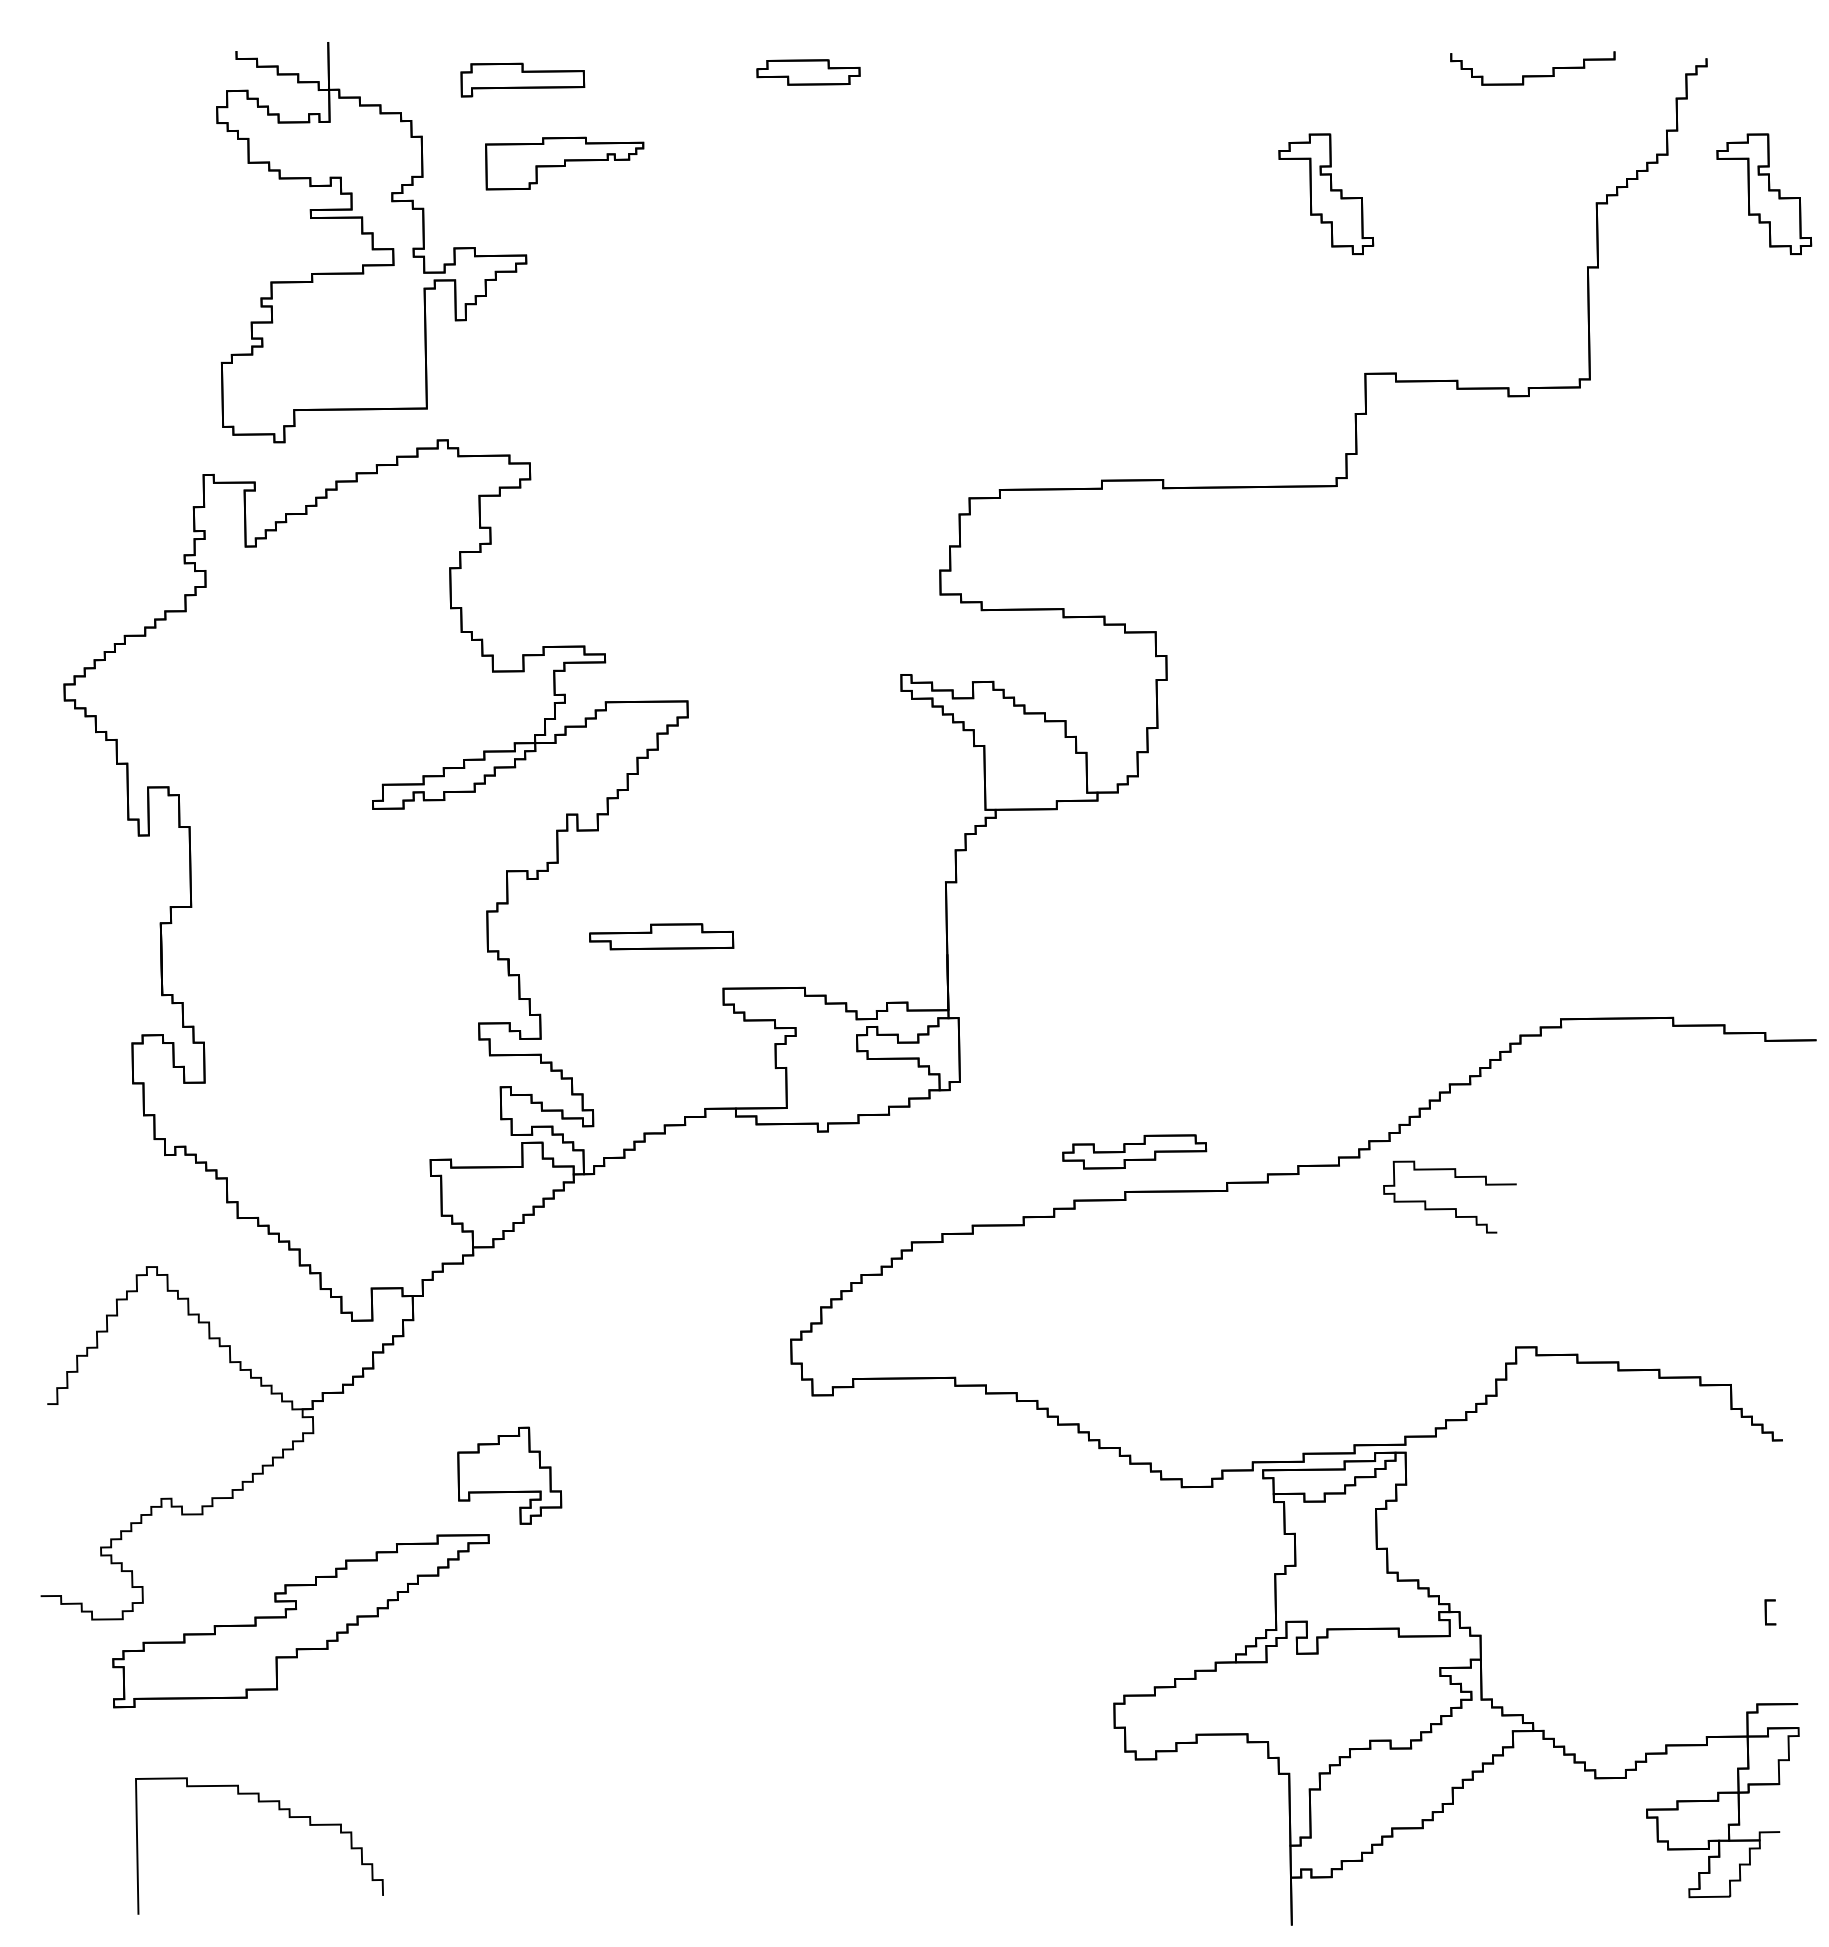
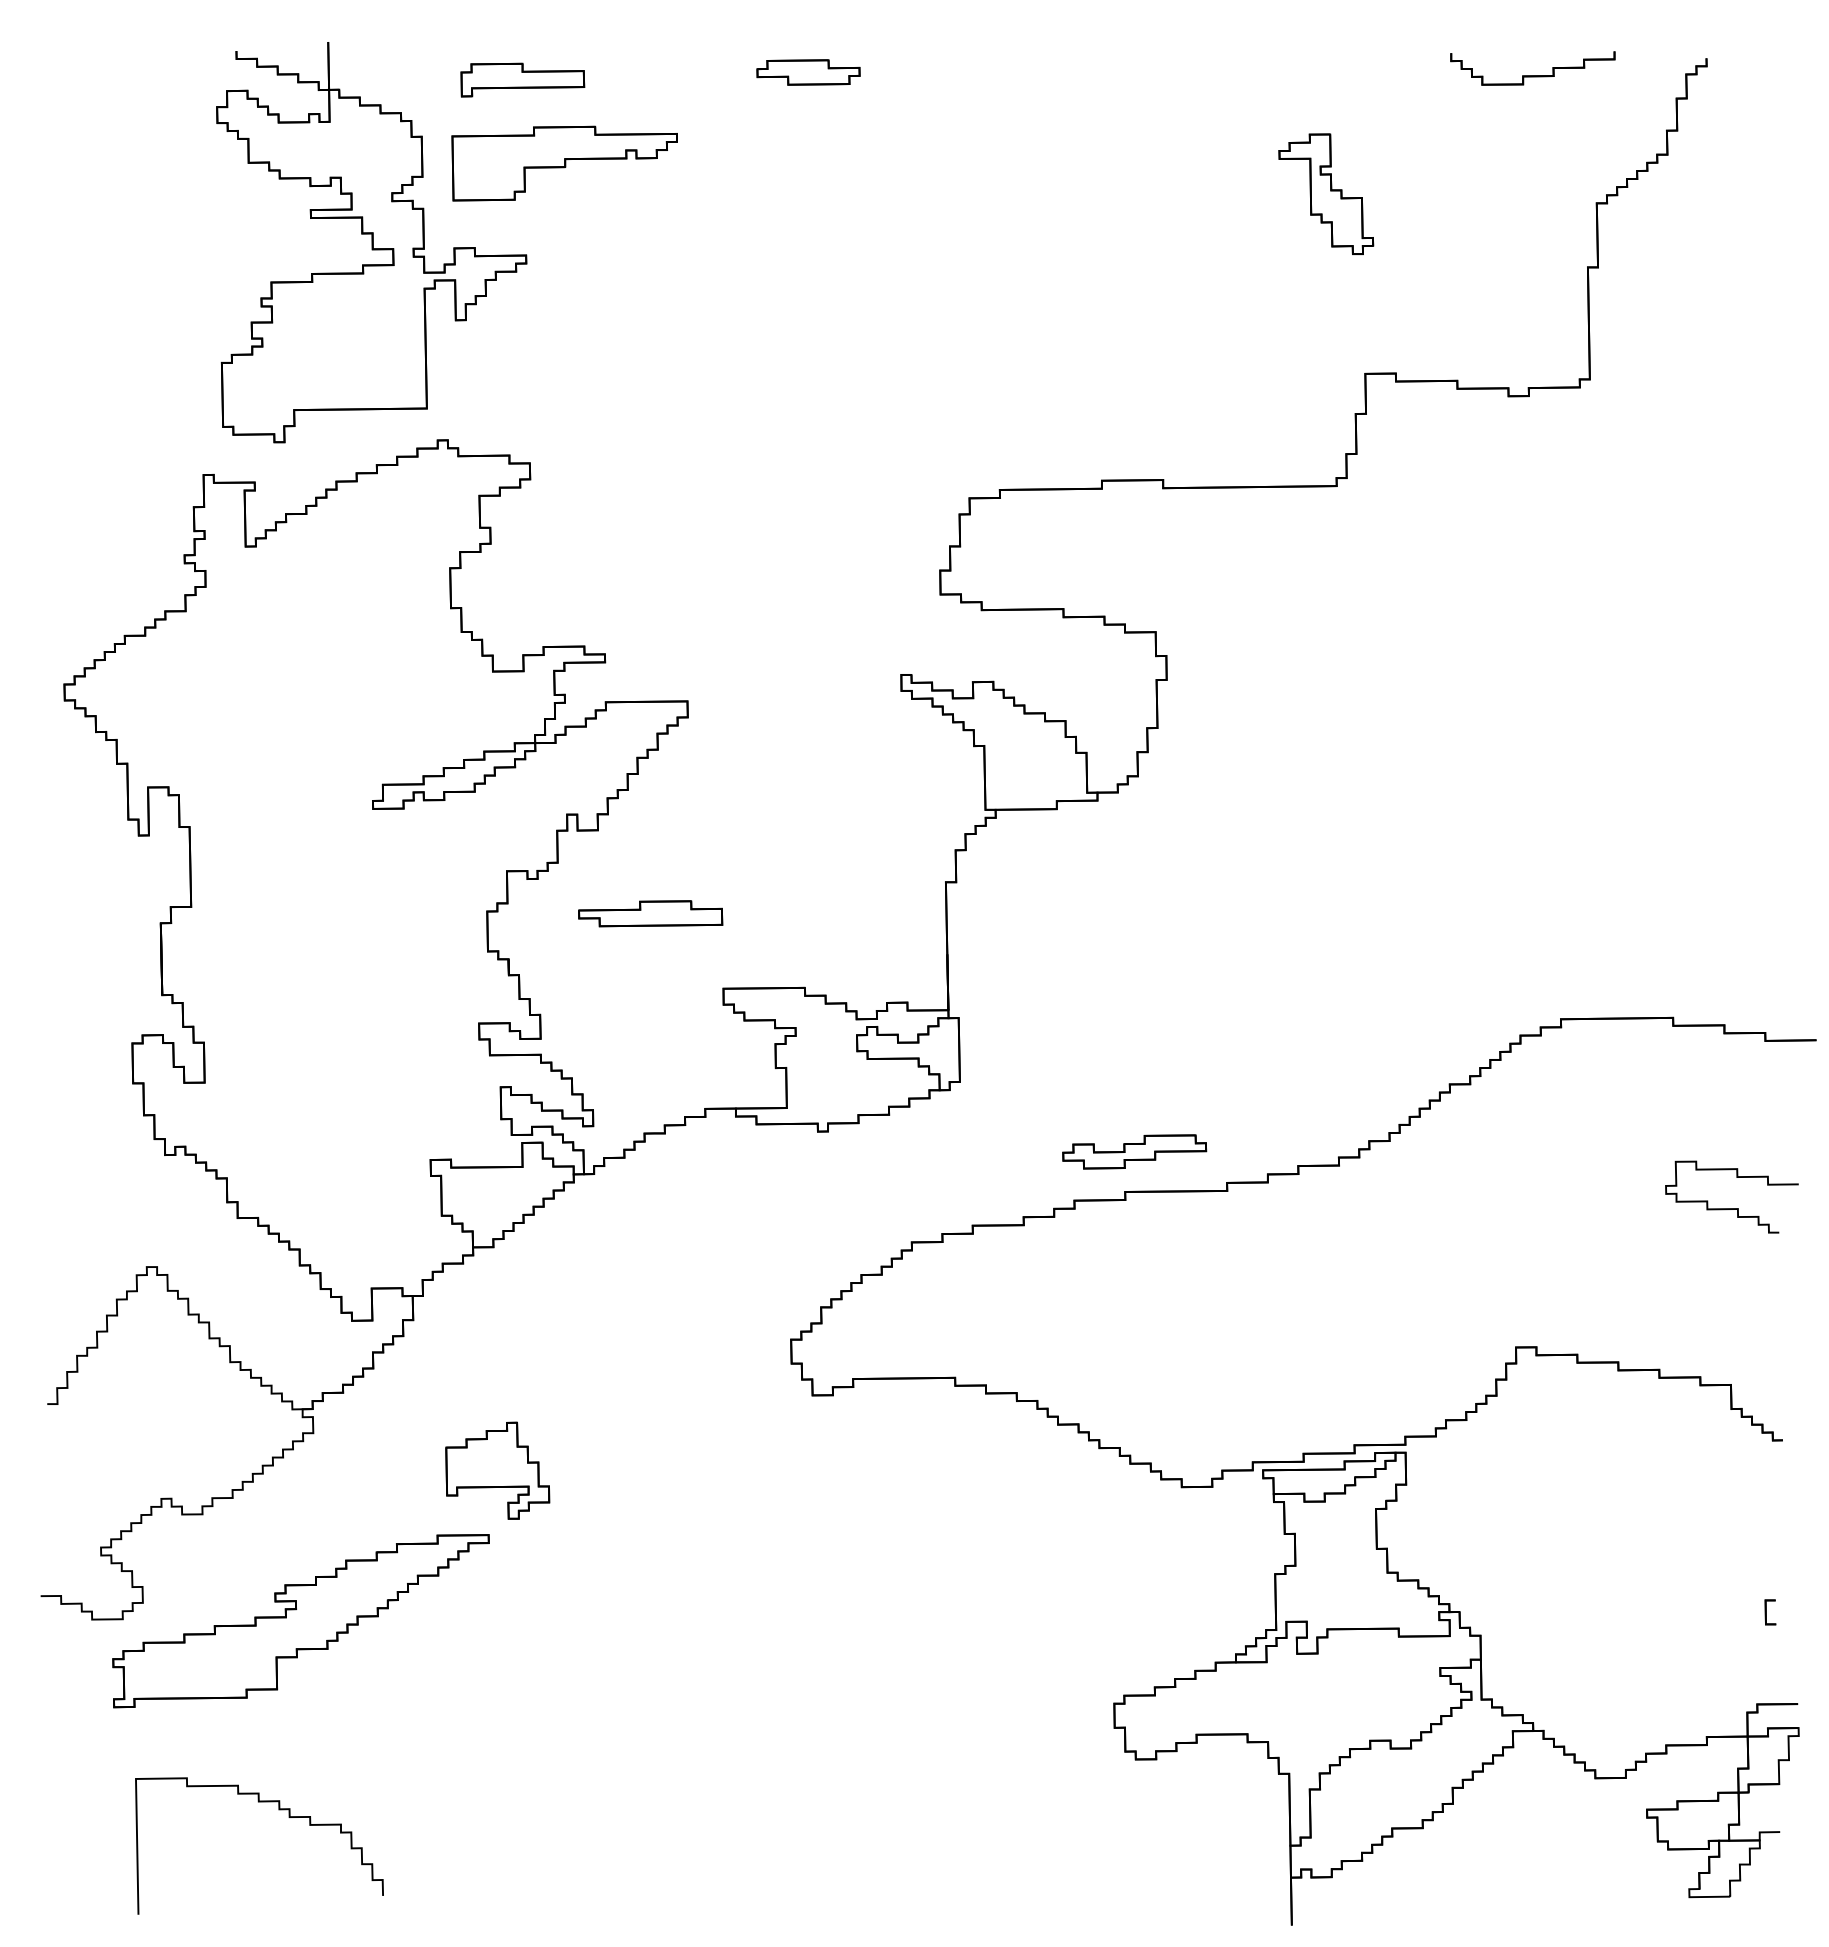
part size: 160x55 px -> 227x77 px (564, 163)
part: present -> none (1764, 193)
part position: (661, 936) -> (650, 913) (650, 913)
curve position: (1449, 1208) -> (1731, 1208) (1731, 1208)
part position: (509, 1475) -> (497, 1470) (497, 1470)
